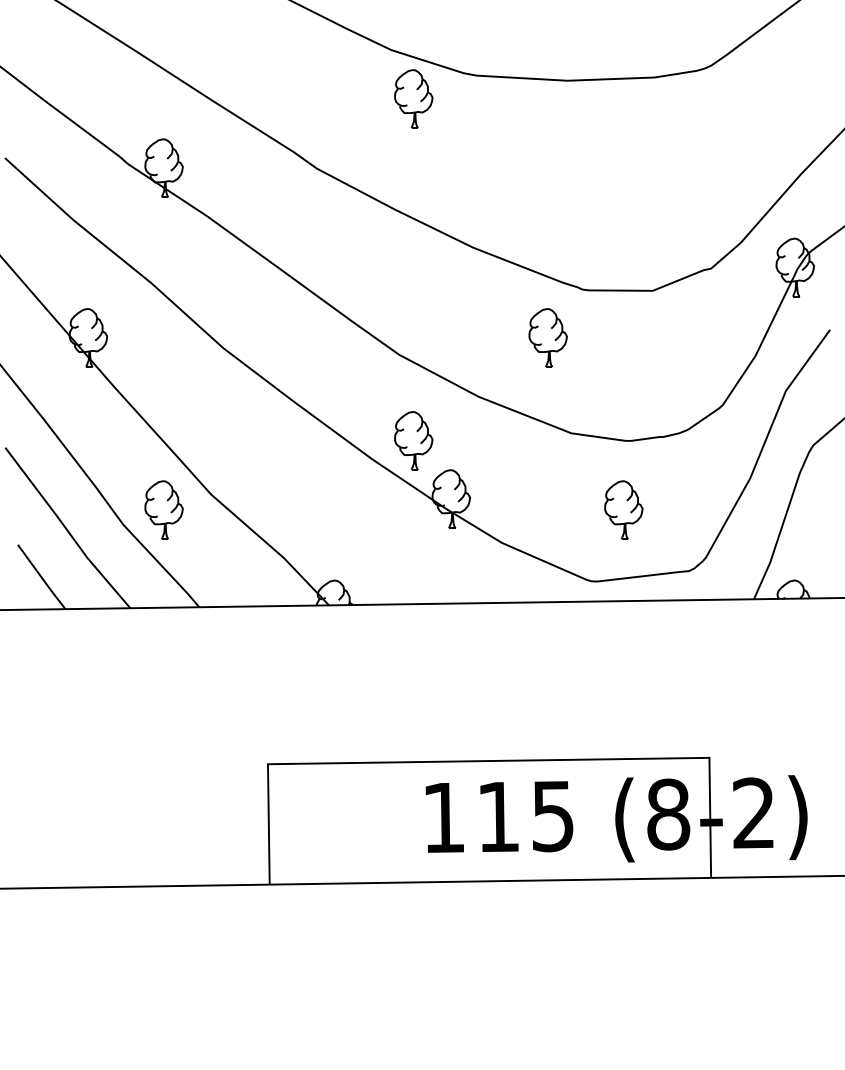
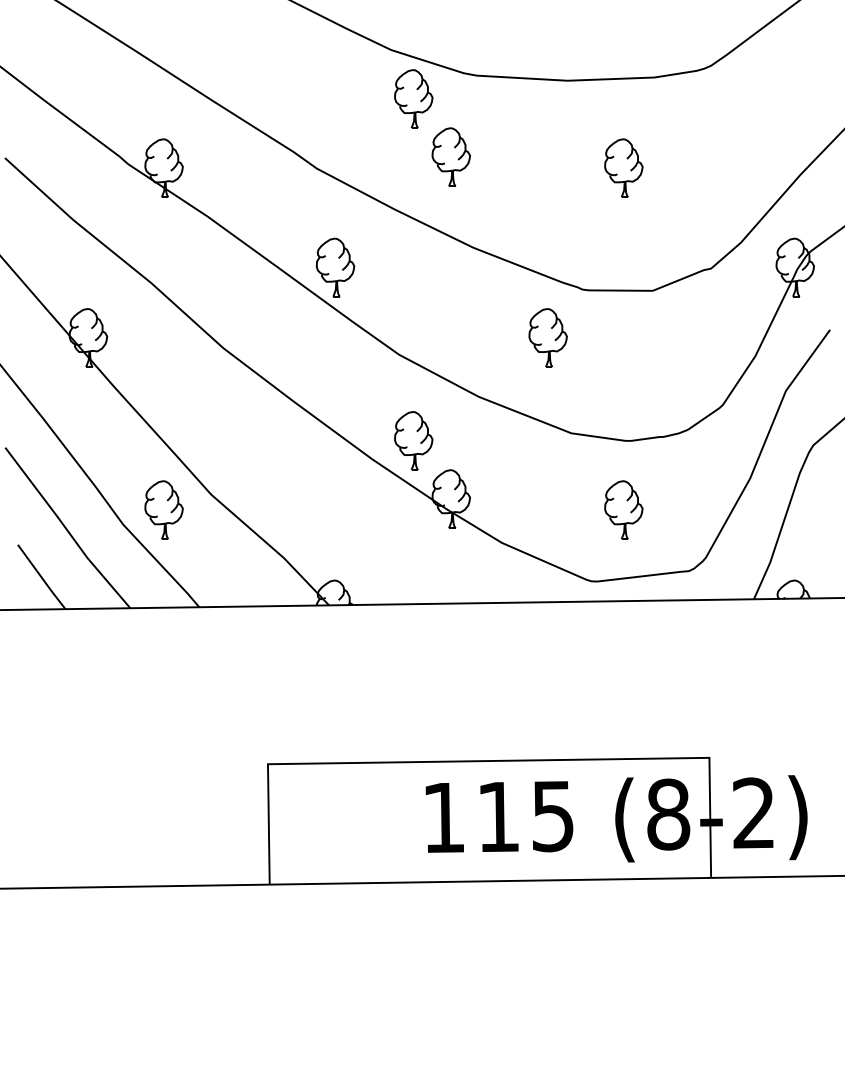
part: none -> present (450, 156)
part: none -> present (623, 167)
part: none -> present (335, 267)
